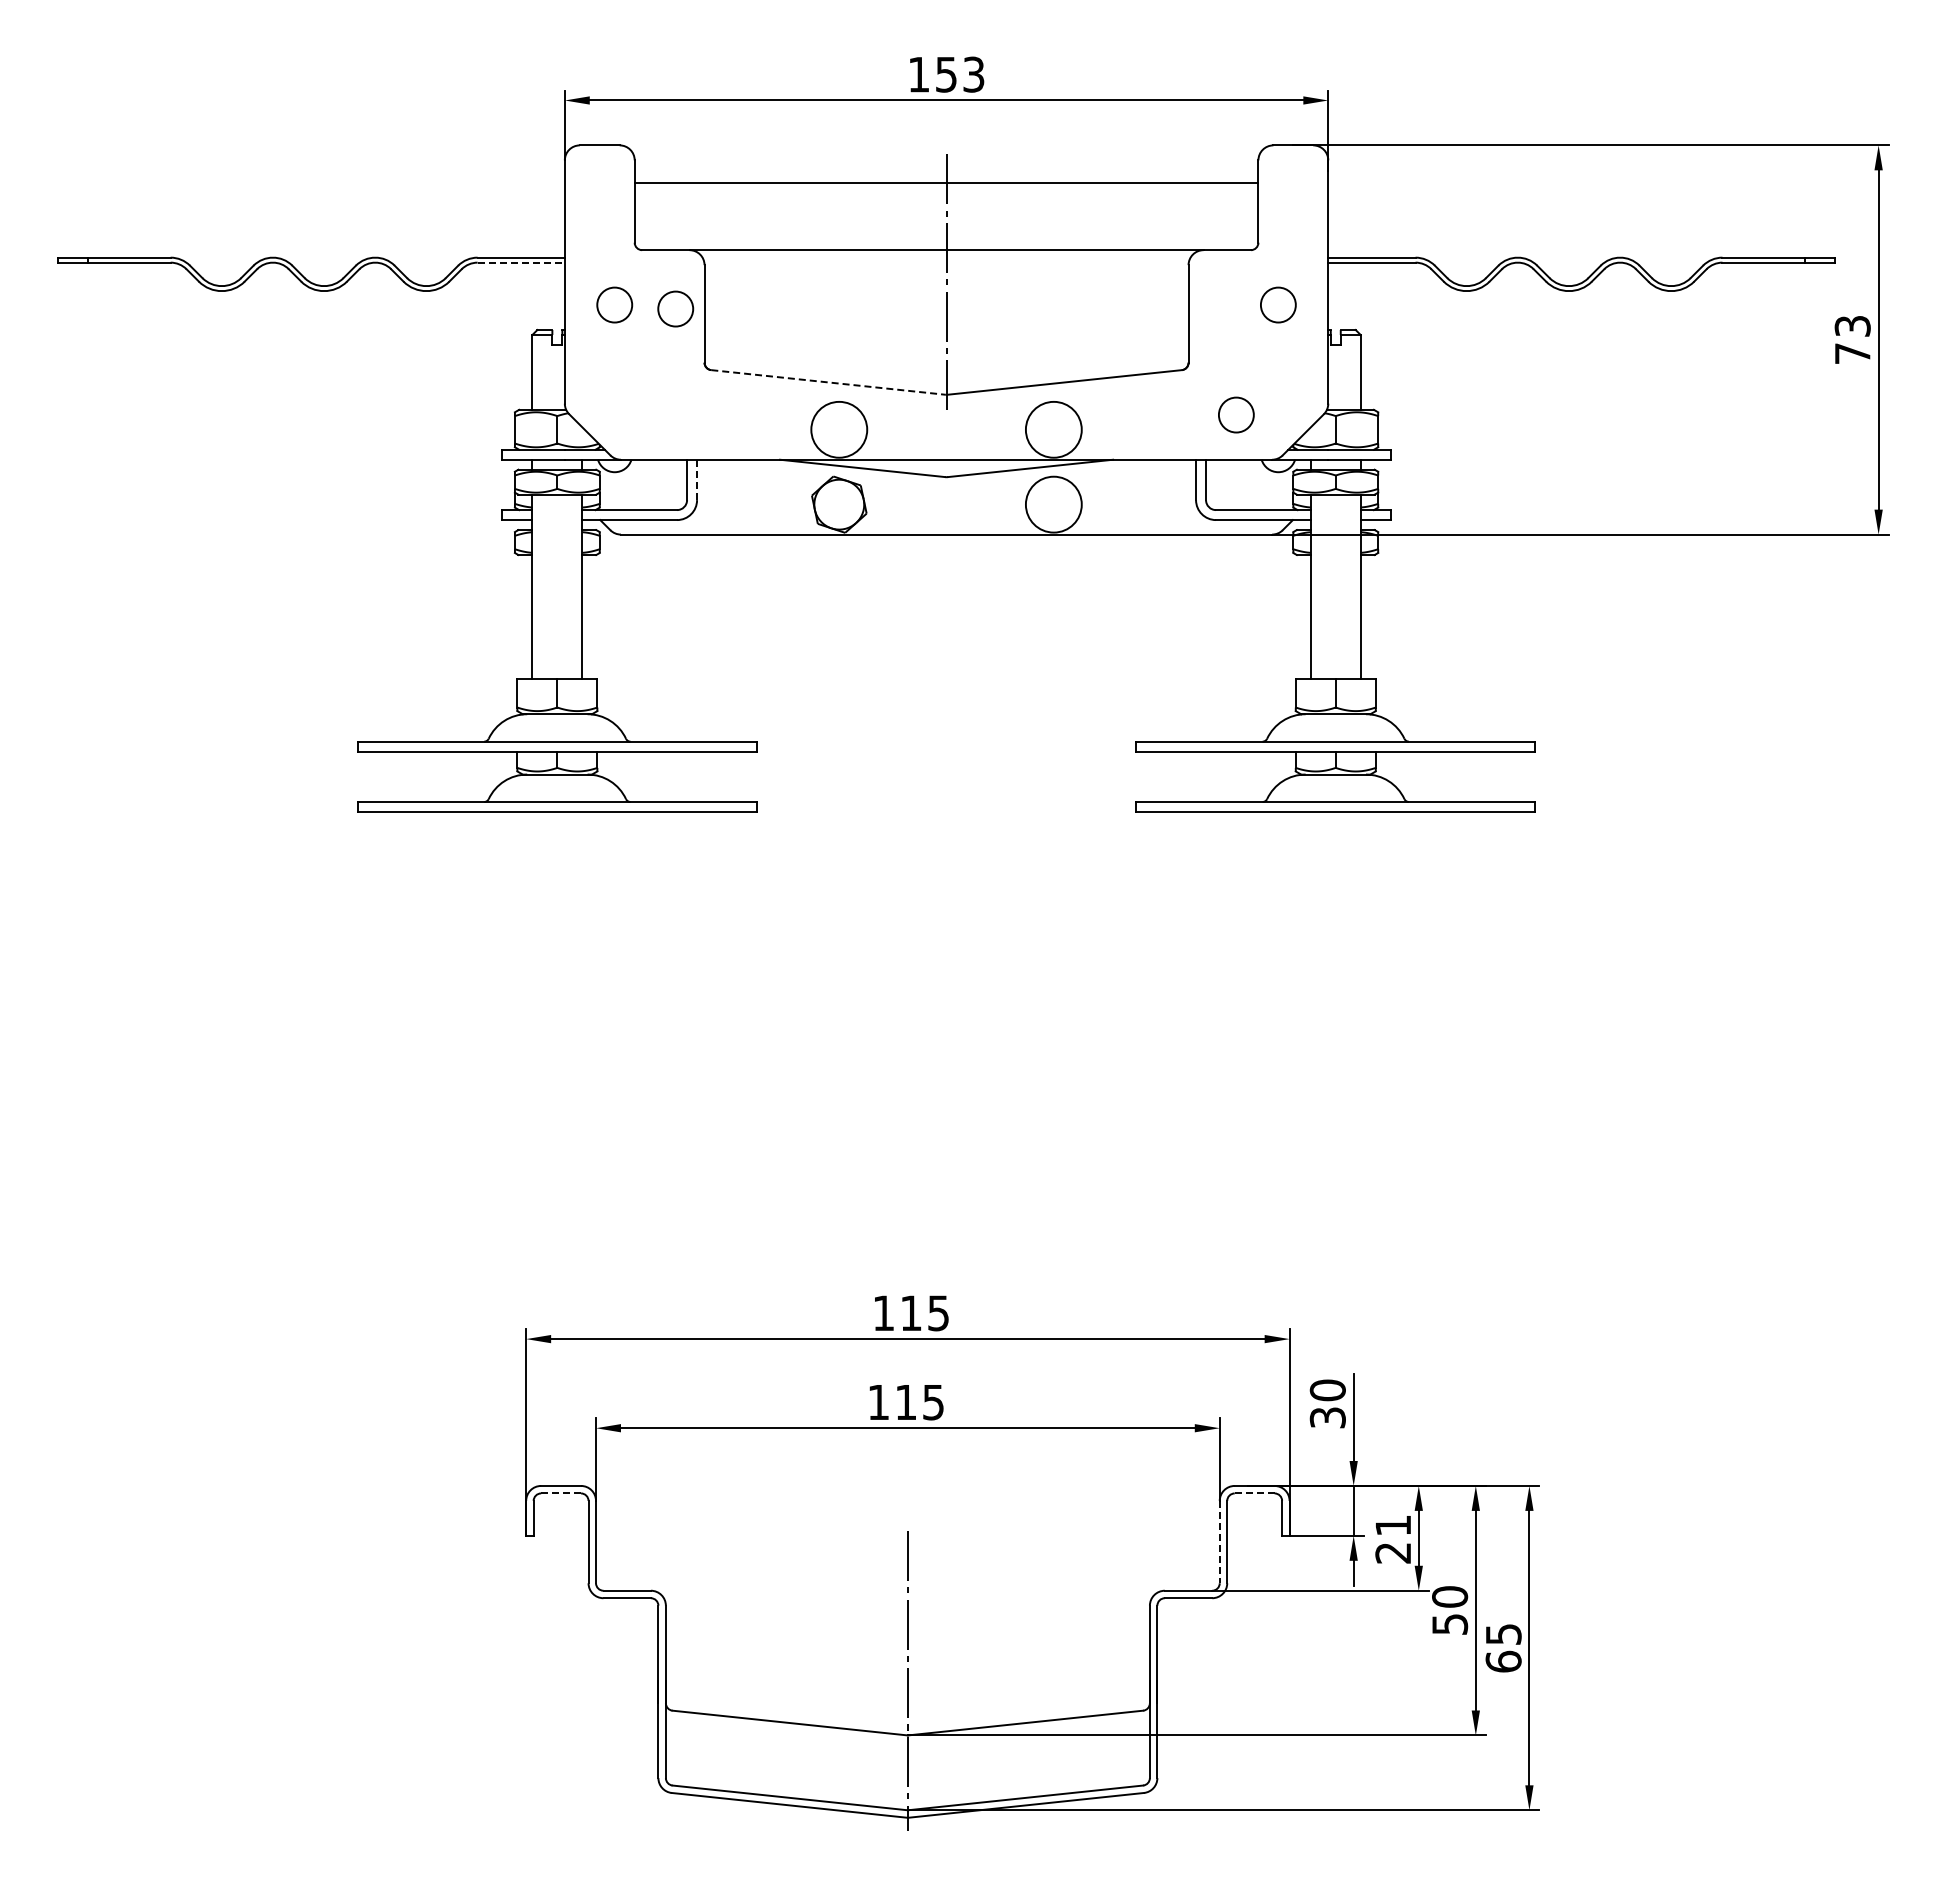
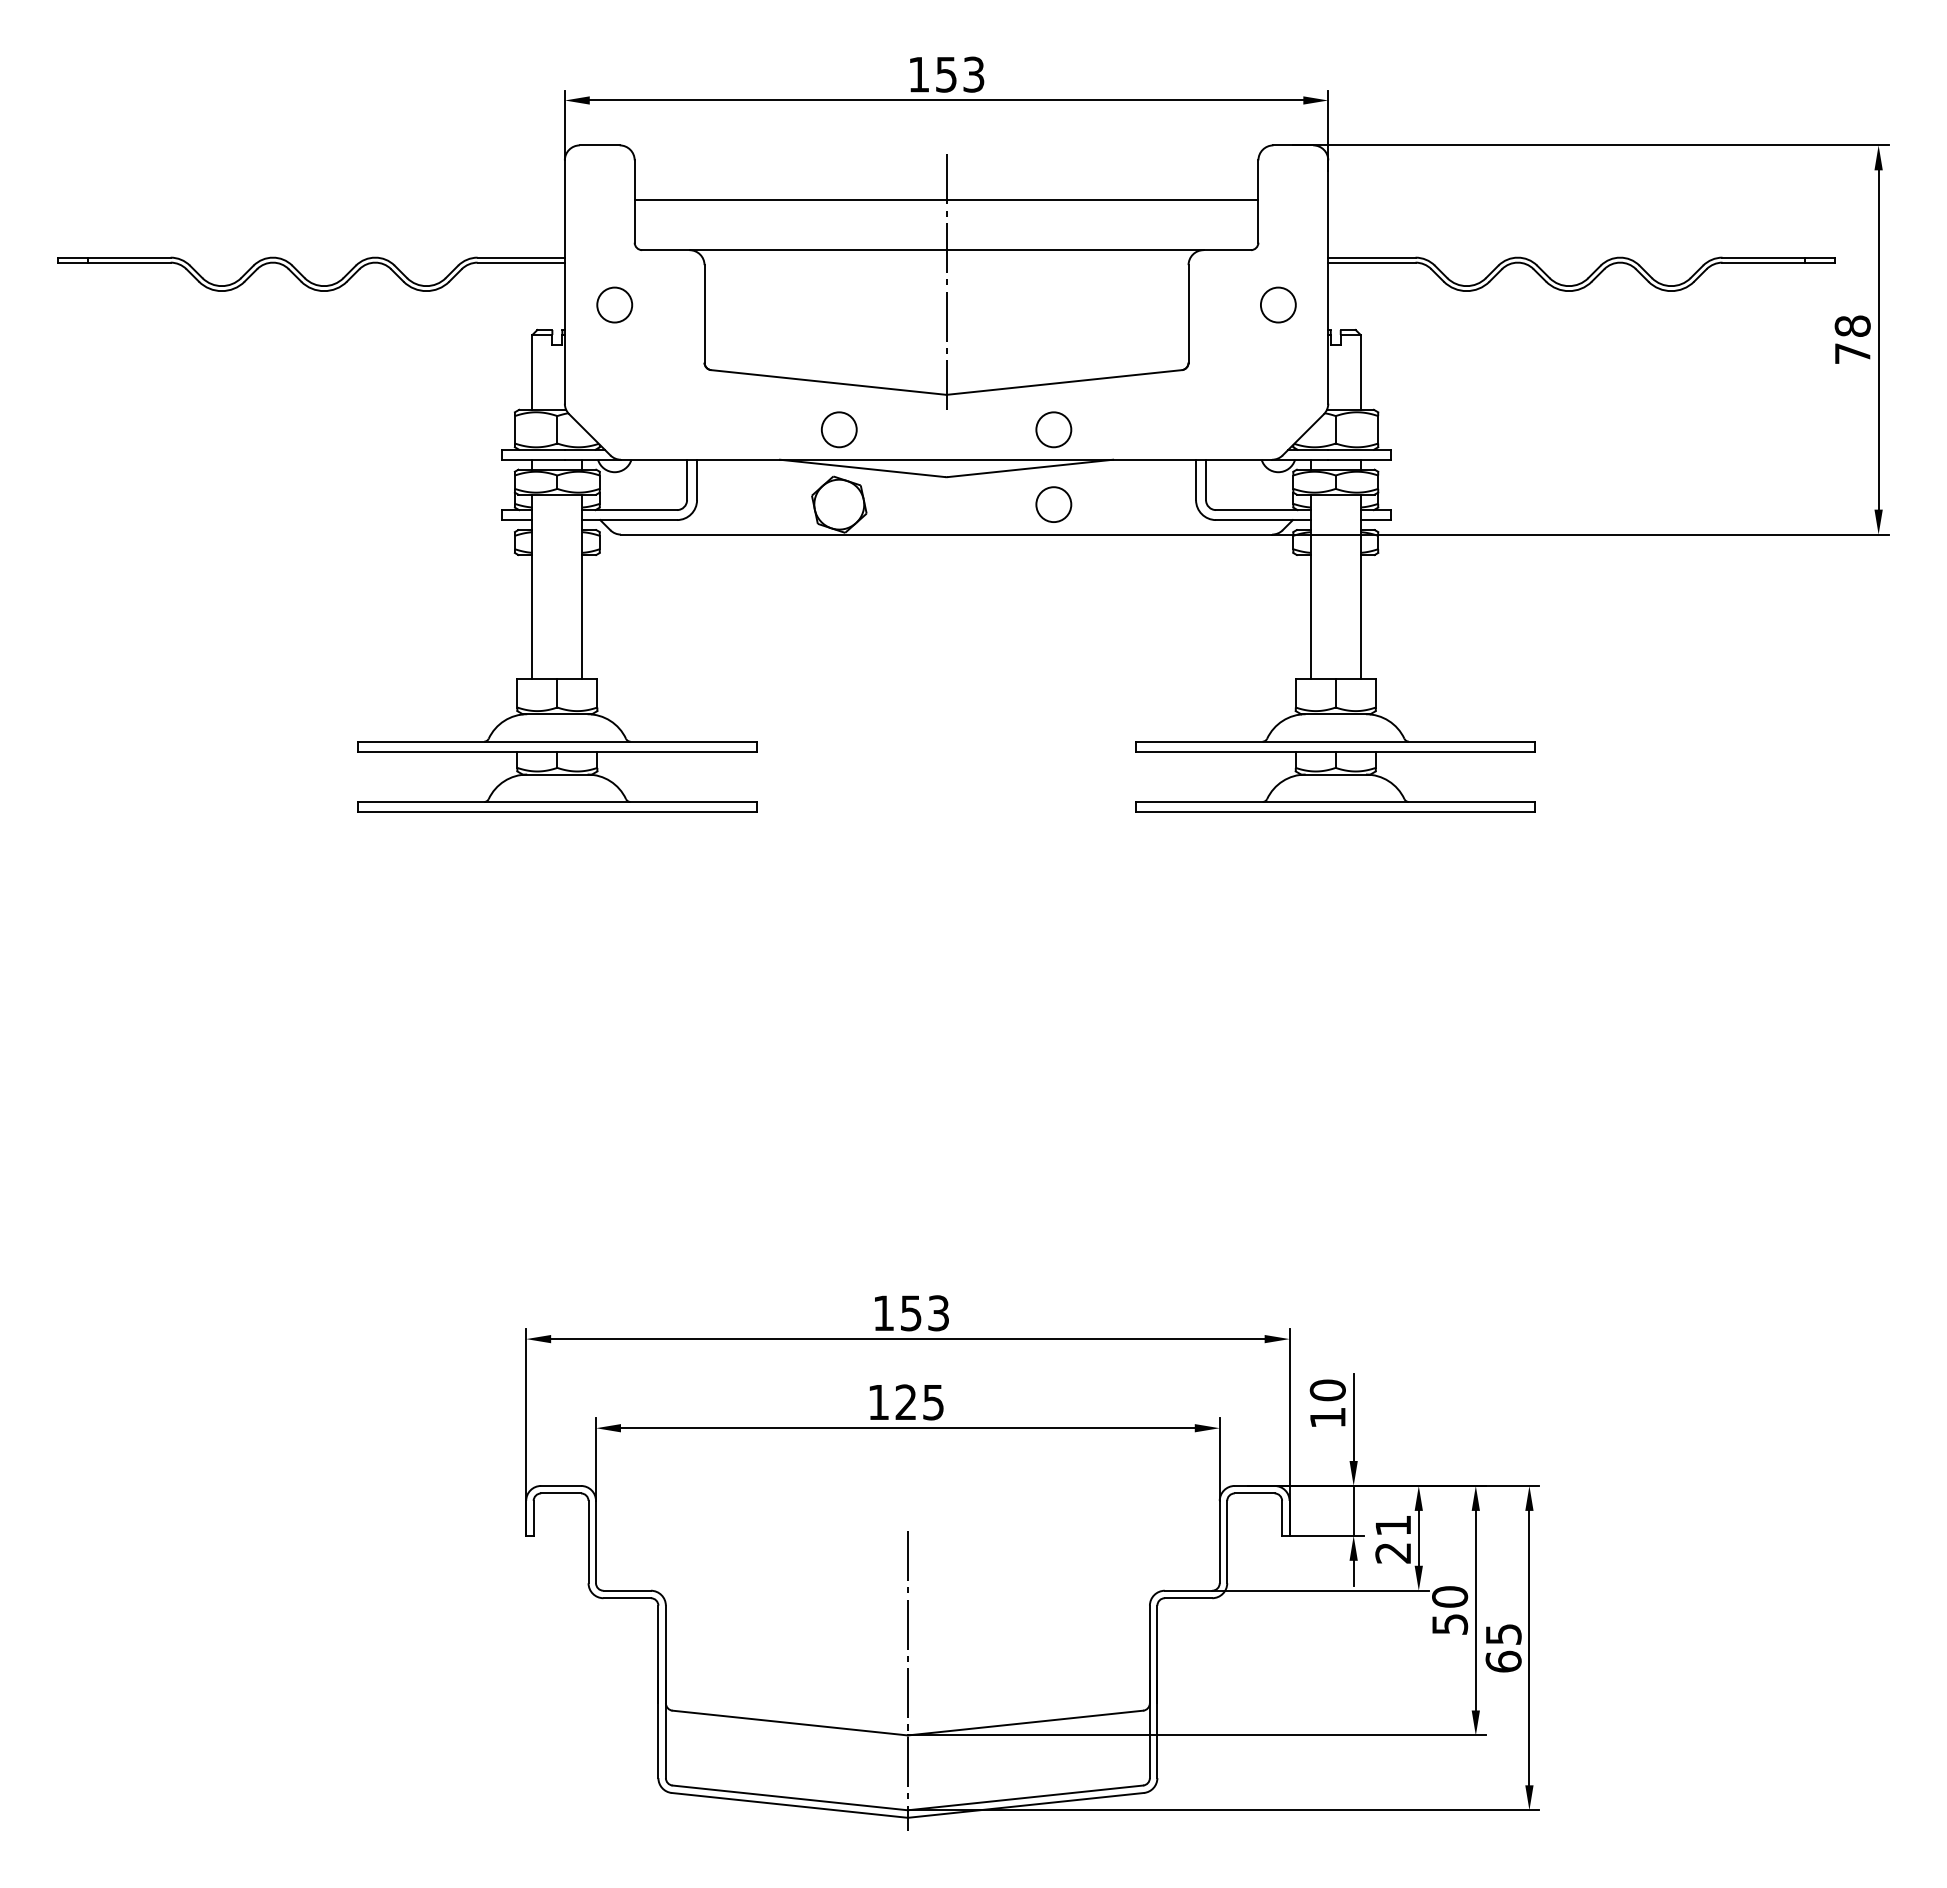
line position: (946, 183) -> (946, 200) (946, 200)
line: dashed -> solid (521, 262)
circle: present -> none (675, 308)
text: 73 -> 78 (1852, 325)
line: dashed -> solid (828, 382)
circle: present -> none (1236, 414)
circle diameter: 56 px -> 35 px (838, 429)
circle diameter: 56 px -> 35 px (1053, 429)
line: dashed -> solid (697, 480)
circle diameter: 56 px -> 35 px (1053, 504)
text: 115 -> 153 (924, 1313)
text: 115 -> 125 (905, 1401)
text: 30 -> 10 (1327, 1417)
line: dashed -> solid (561, 1493)
line: dashed -> solid (1254, 1493)
line: dashed -> solid (1219, 1542)
